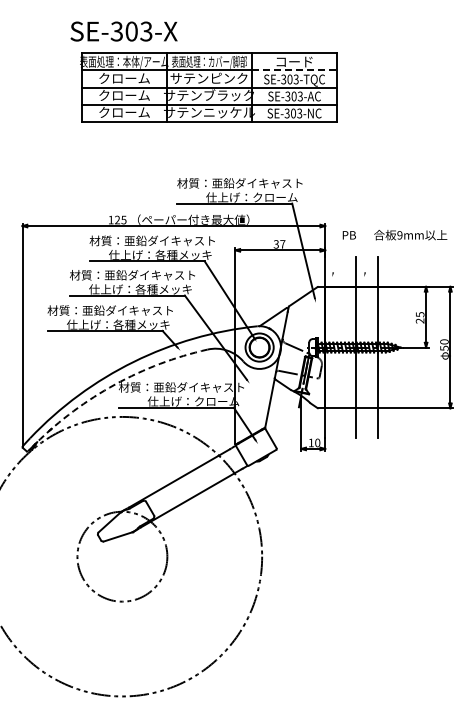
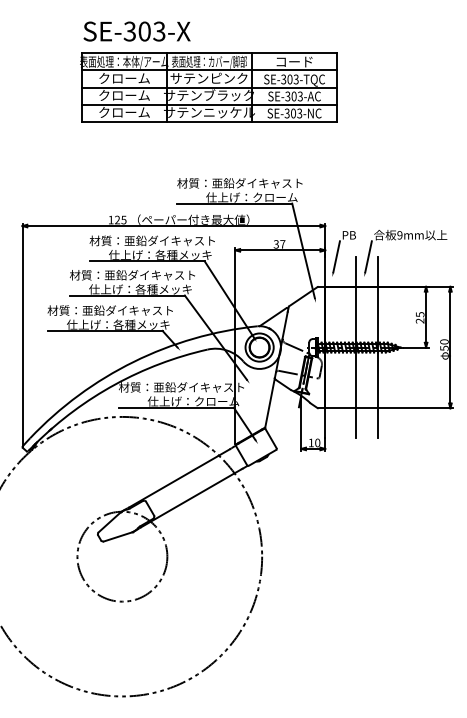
text position: (123, 31) -> (136, 31) (136, 31)
line: dashed -> solid (294, 70)
line: none -> present (336, 256)
line: none -> present (368, 256)
arc: dashed -> solid (115, 384)
